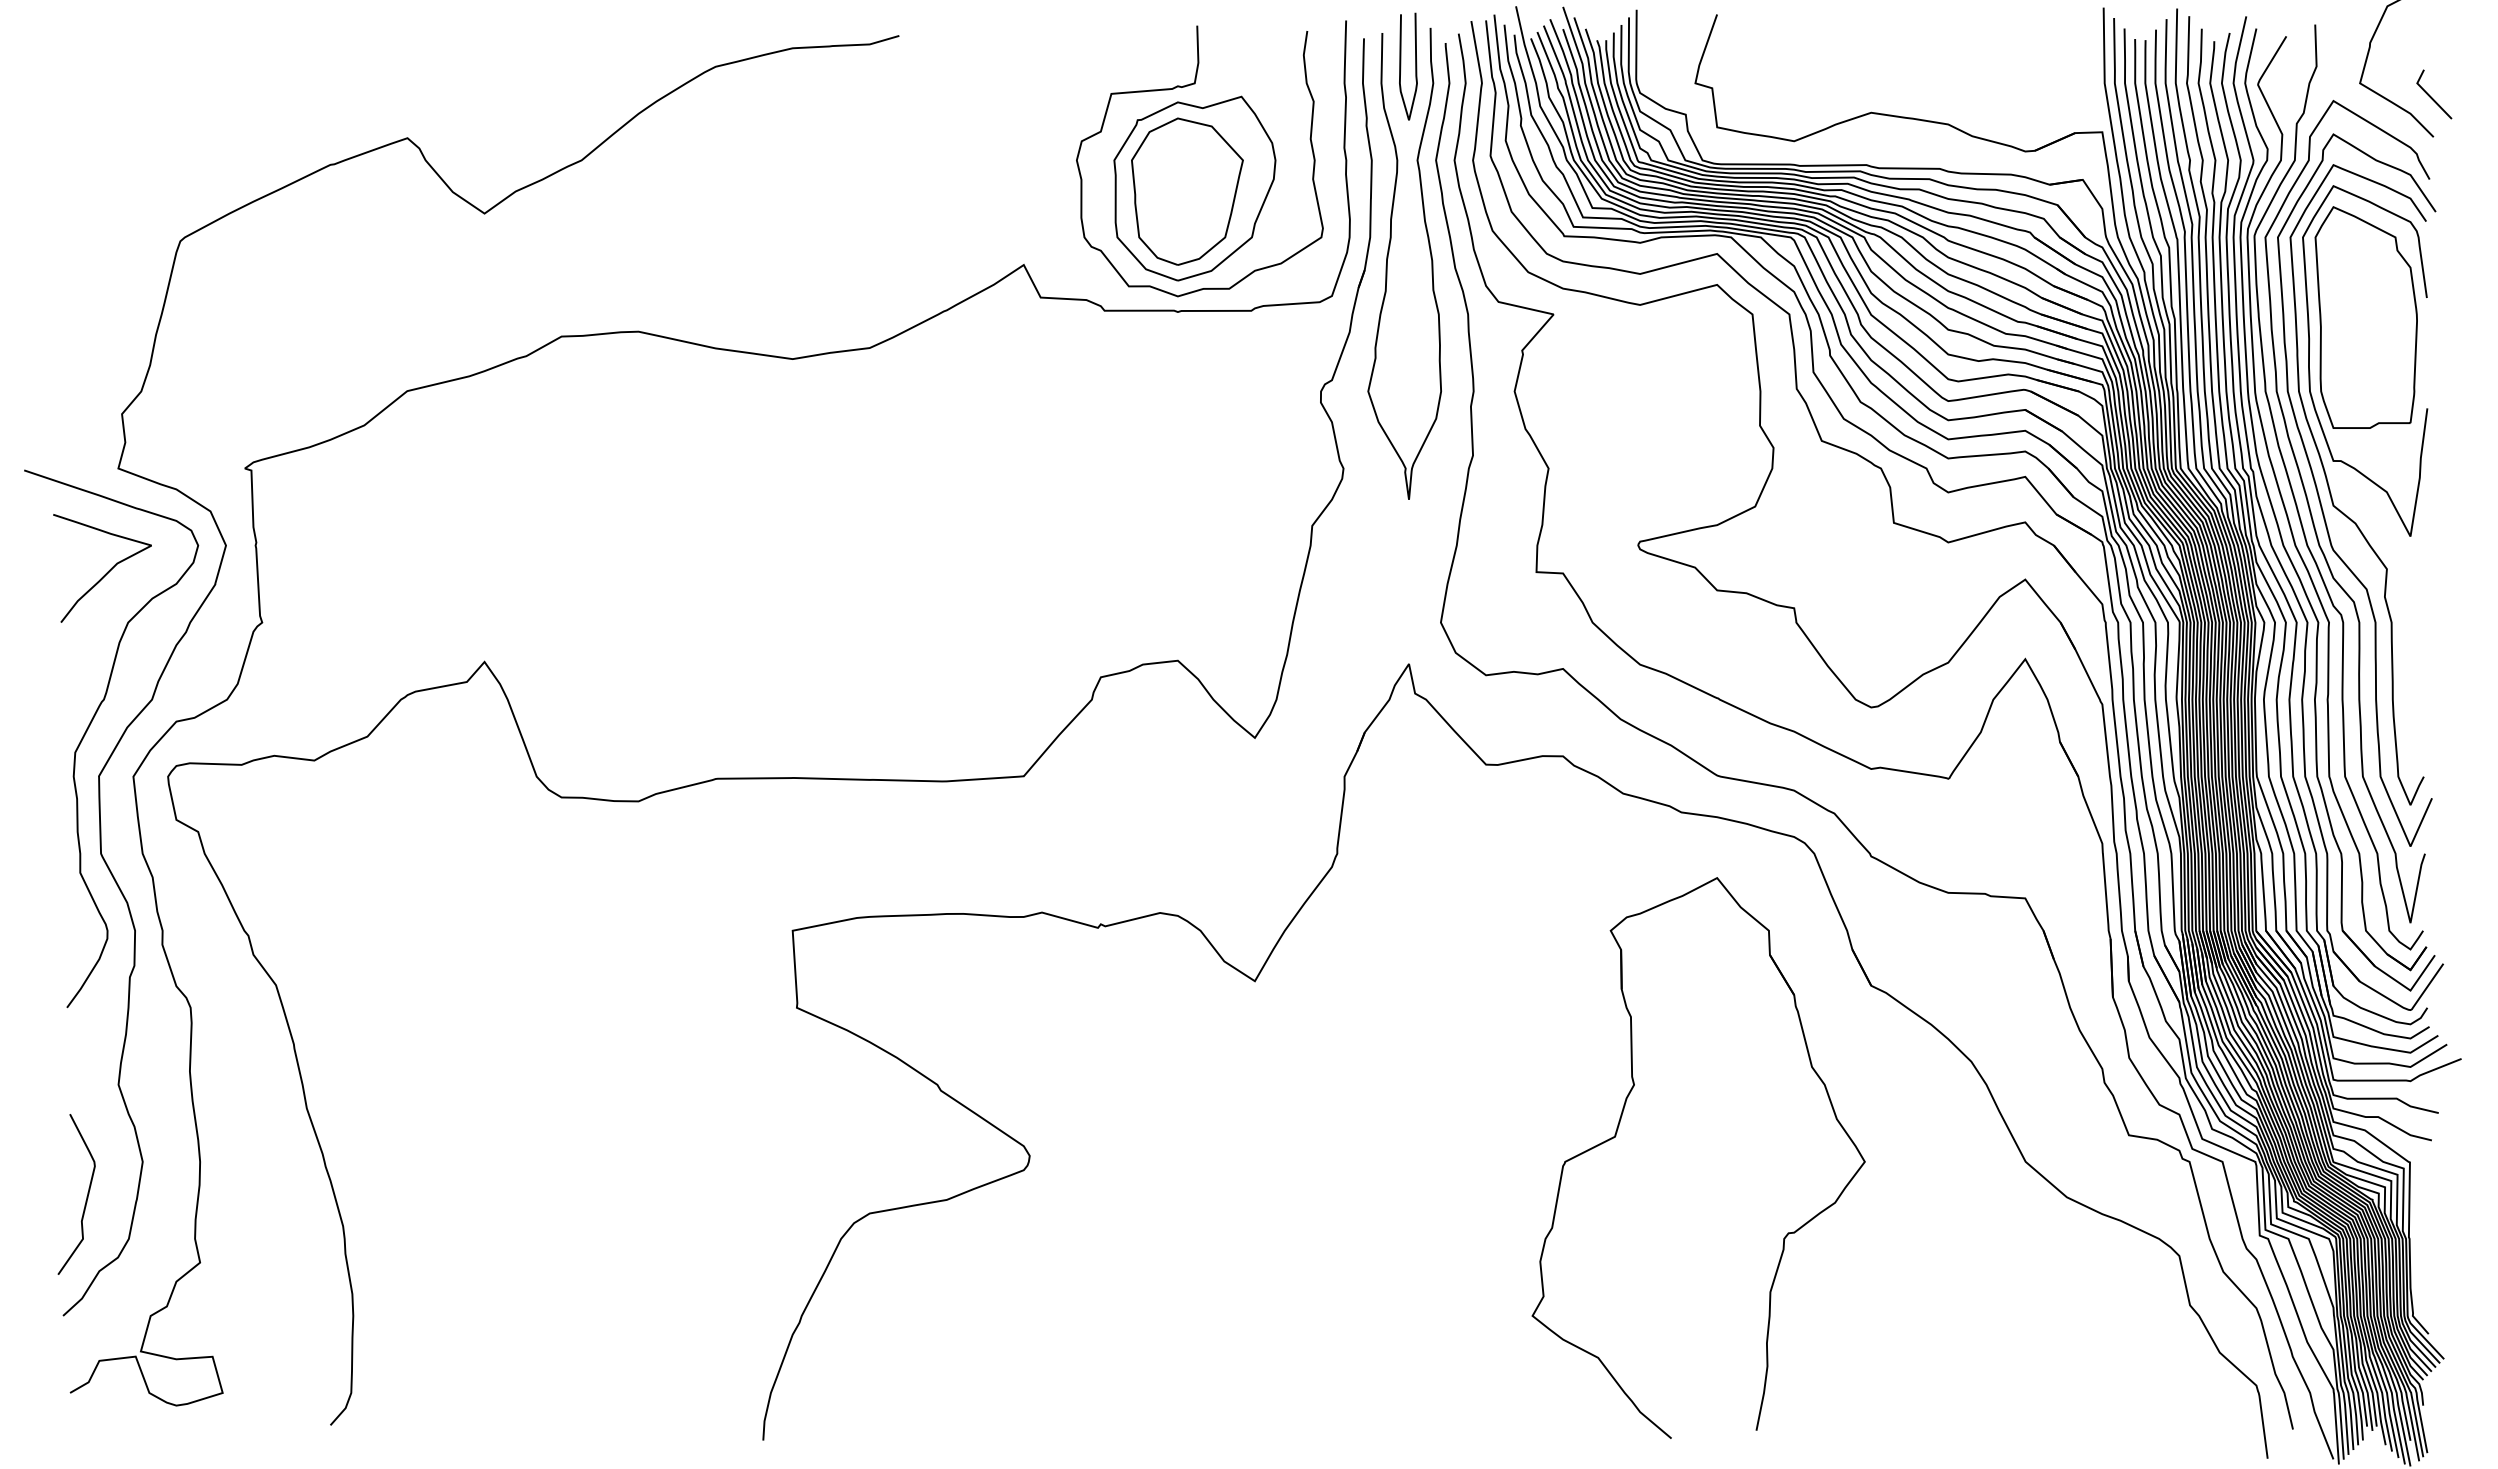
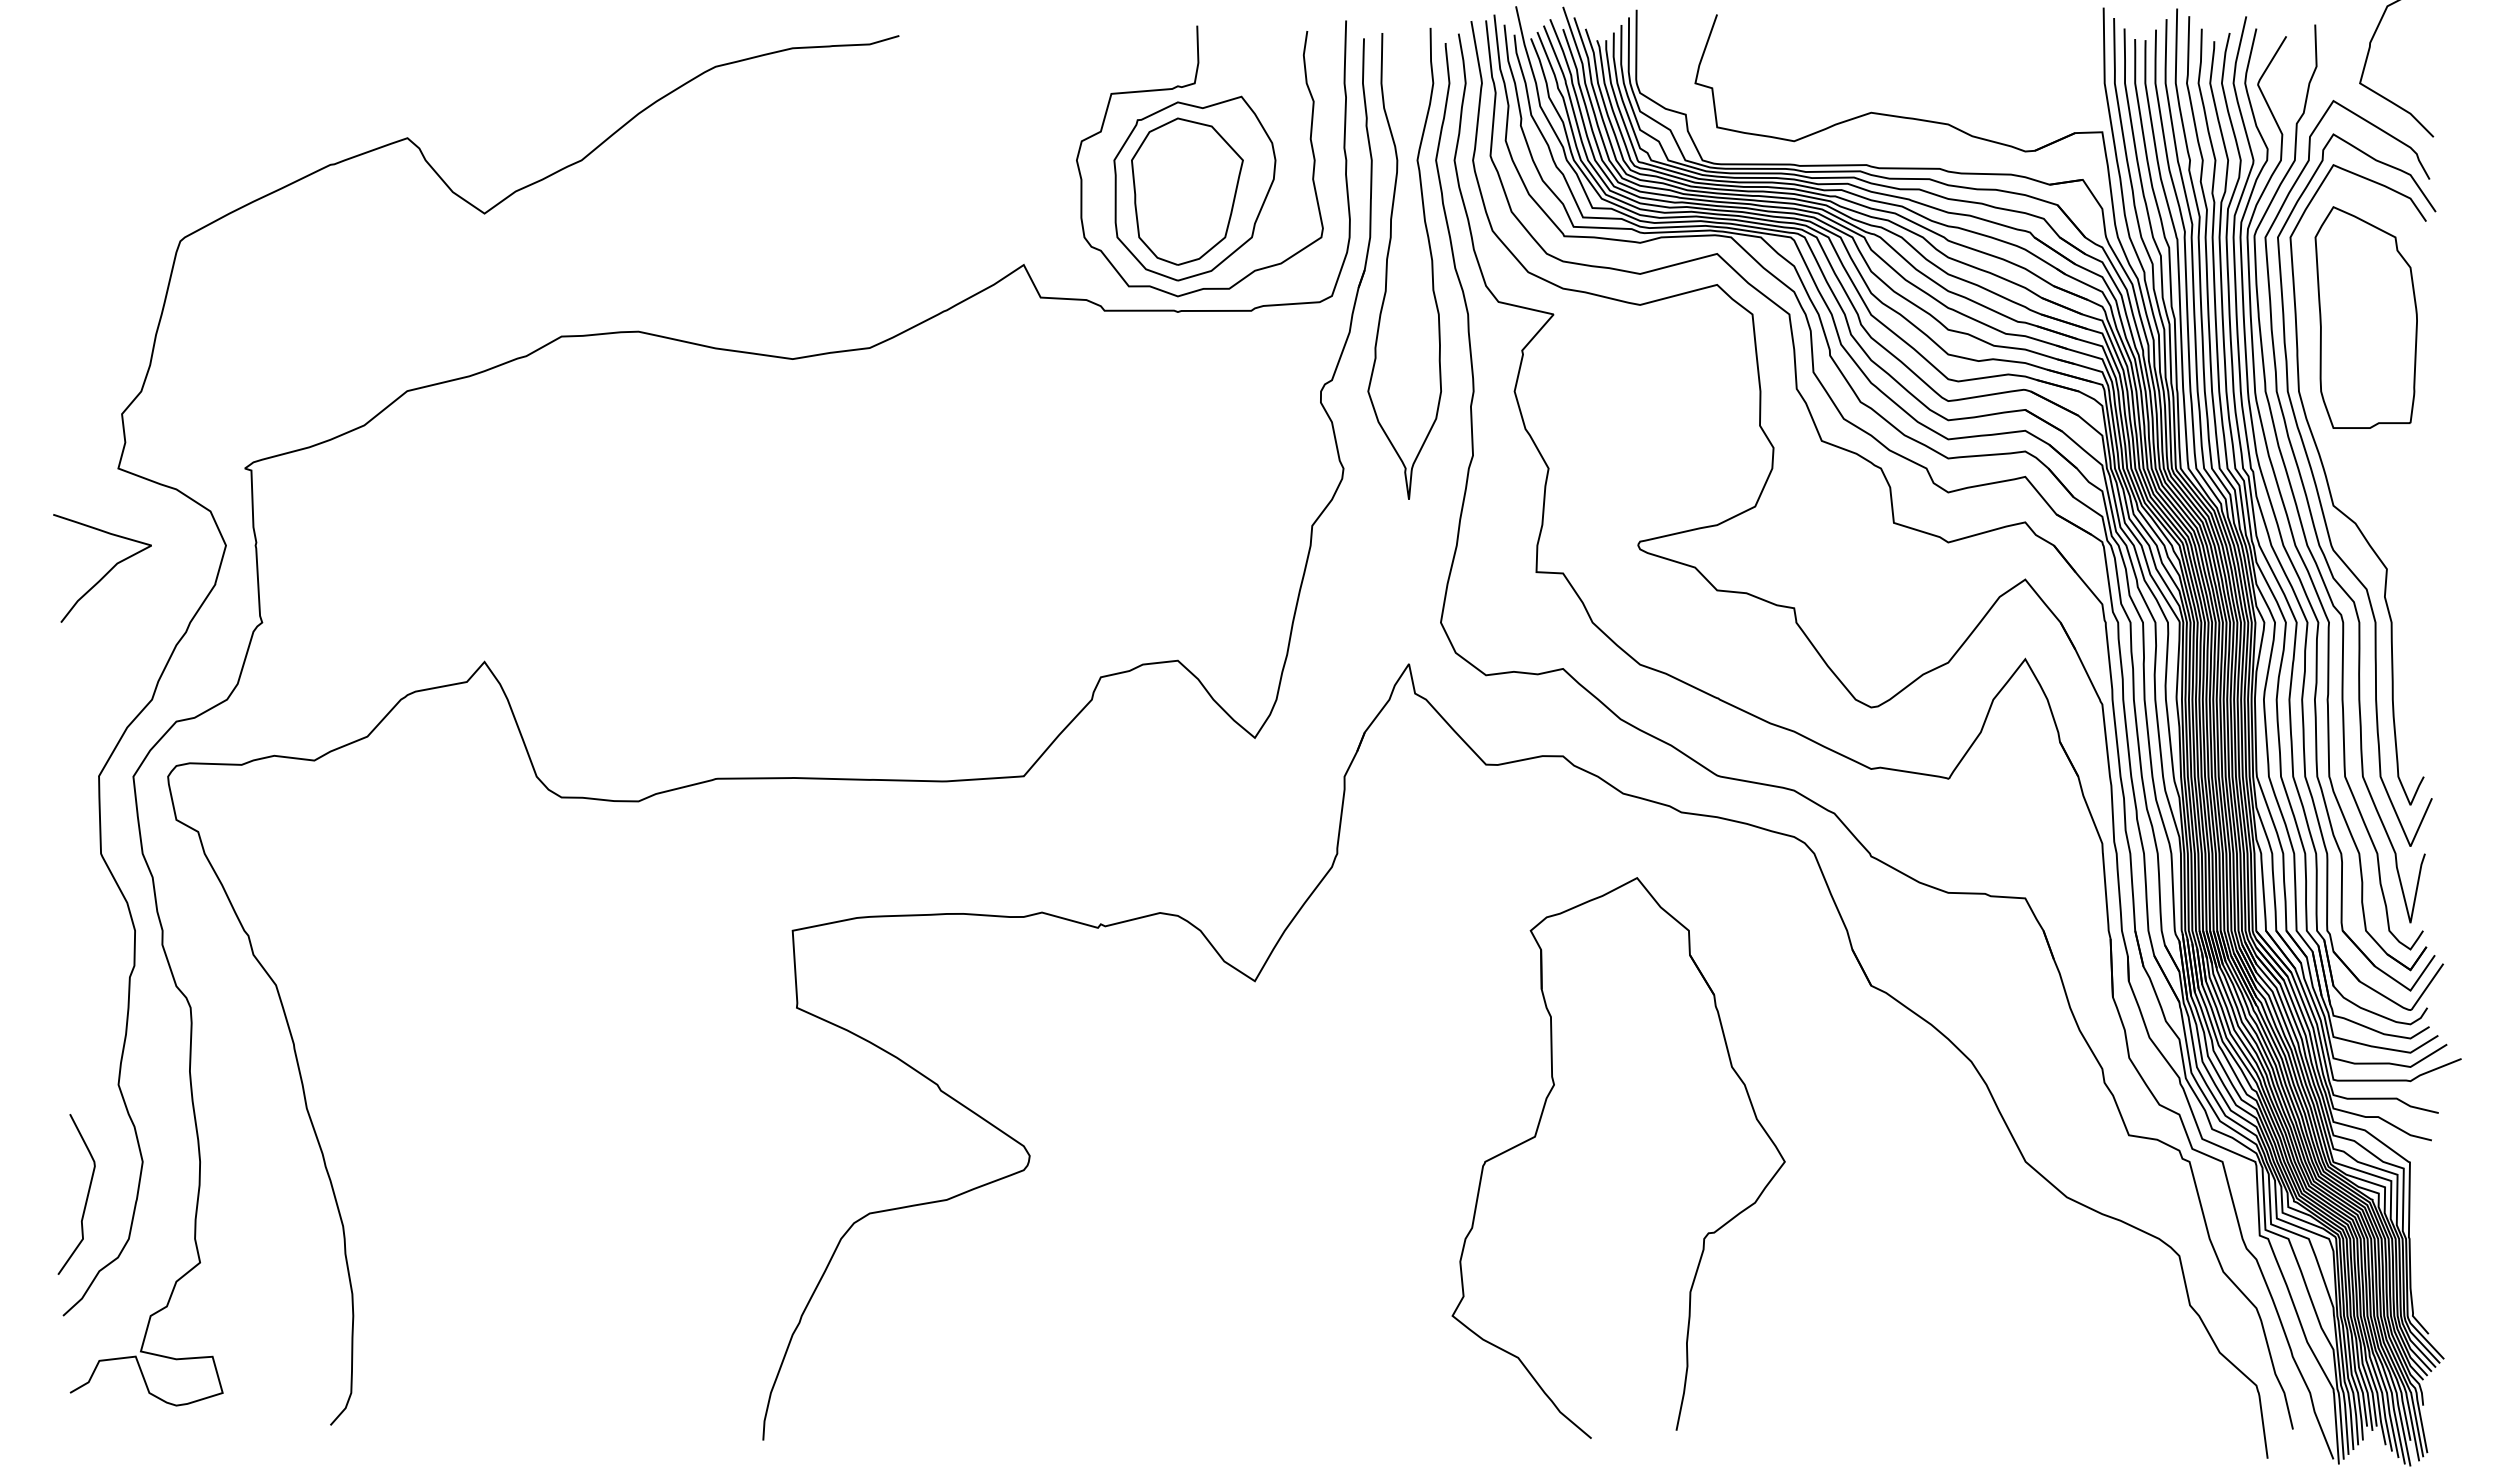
curve: present -> none (1401, 66)
line: present -> none (2431, 96)
curve: present -> none (2309, 360)
curve: present -> none (89, 727)
part position: (1616, 1136) -> (1536, 1136) (1536, 1136)
